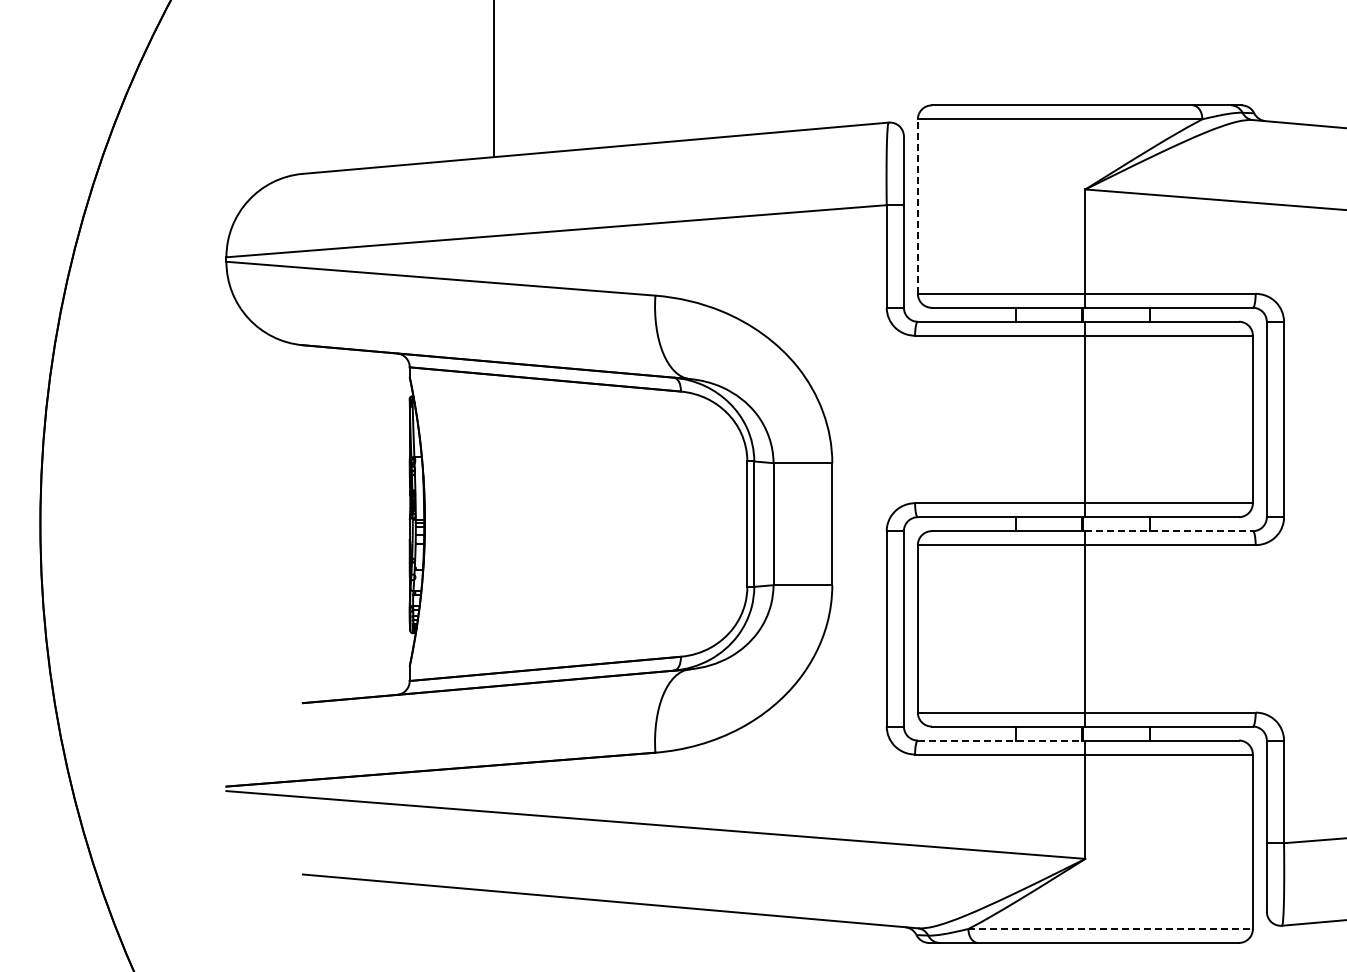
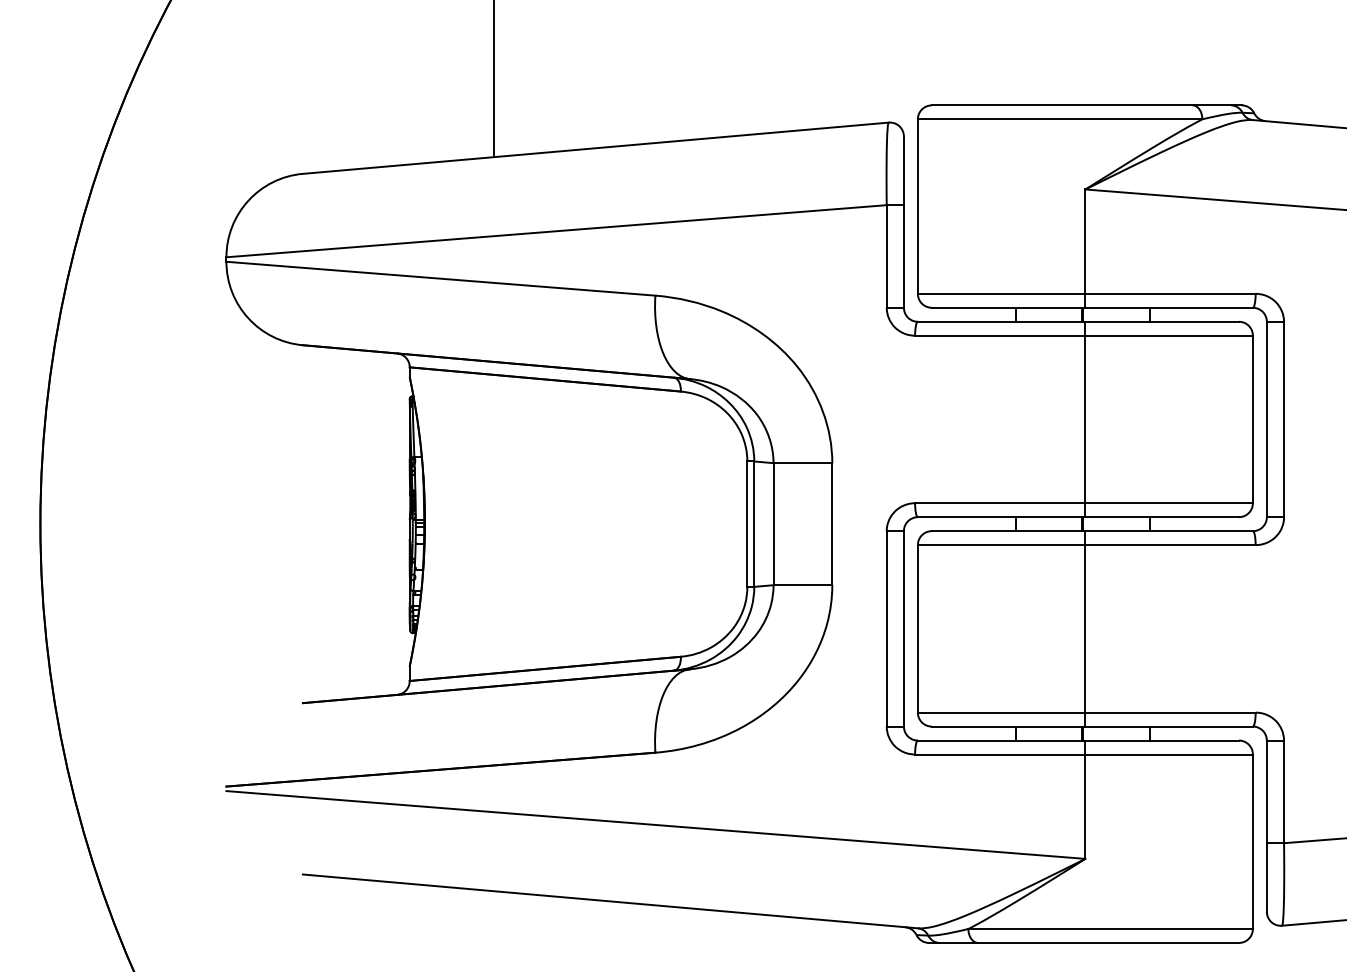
line: dashed -> solid (917, 206)
line: dashed -> solid (1169, 531)
line: dashed -> solid (1001, 740)
line: dashed -> solid (1111, 928)
